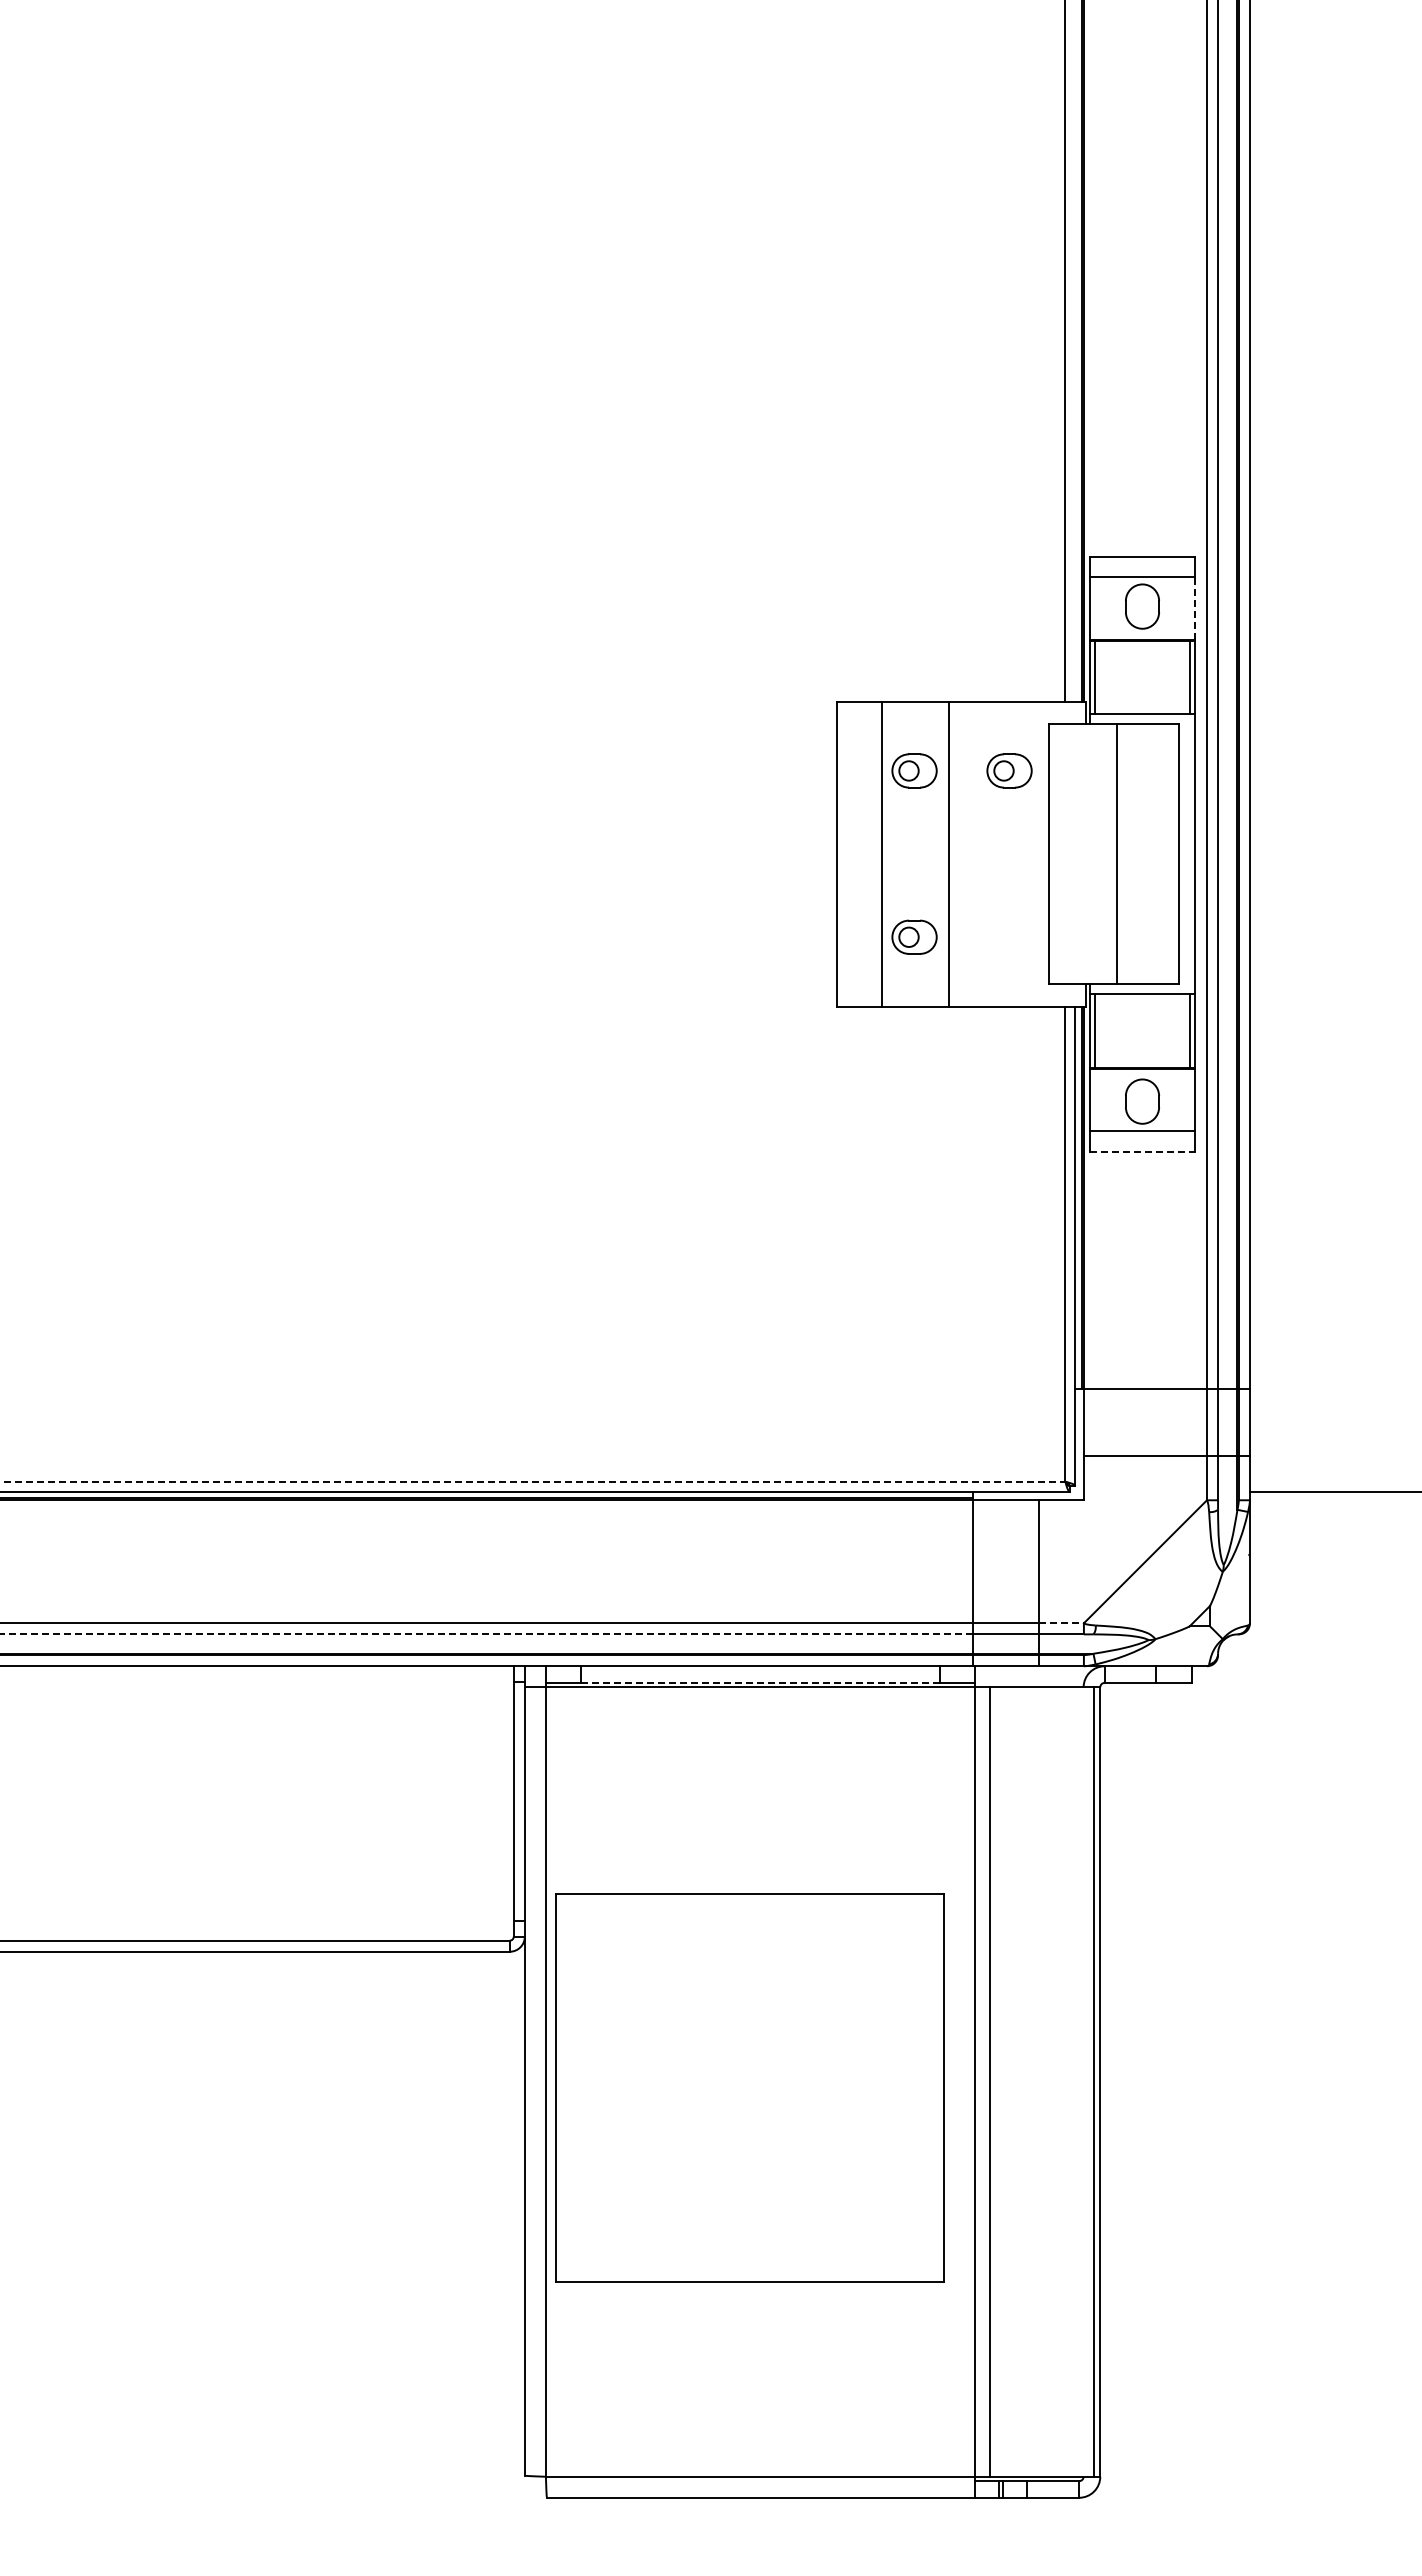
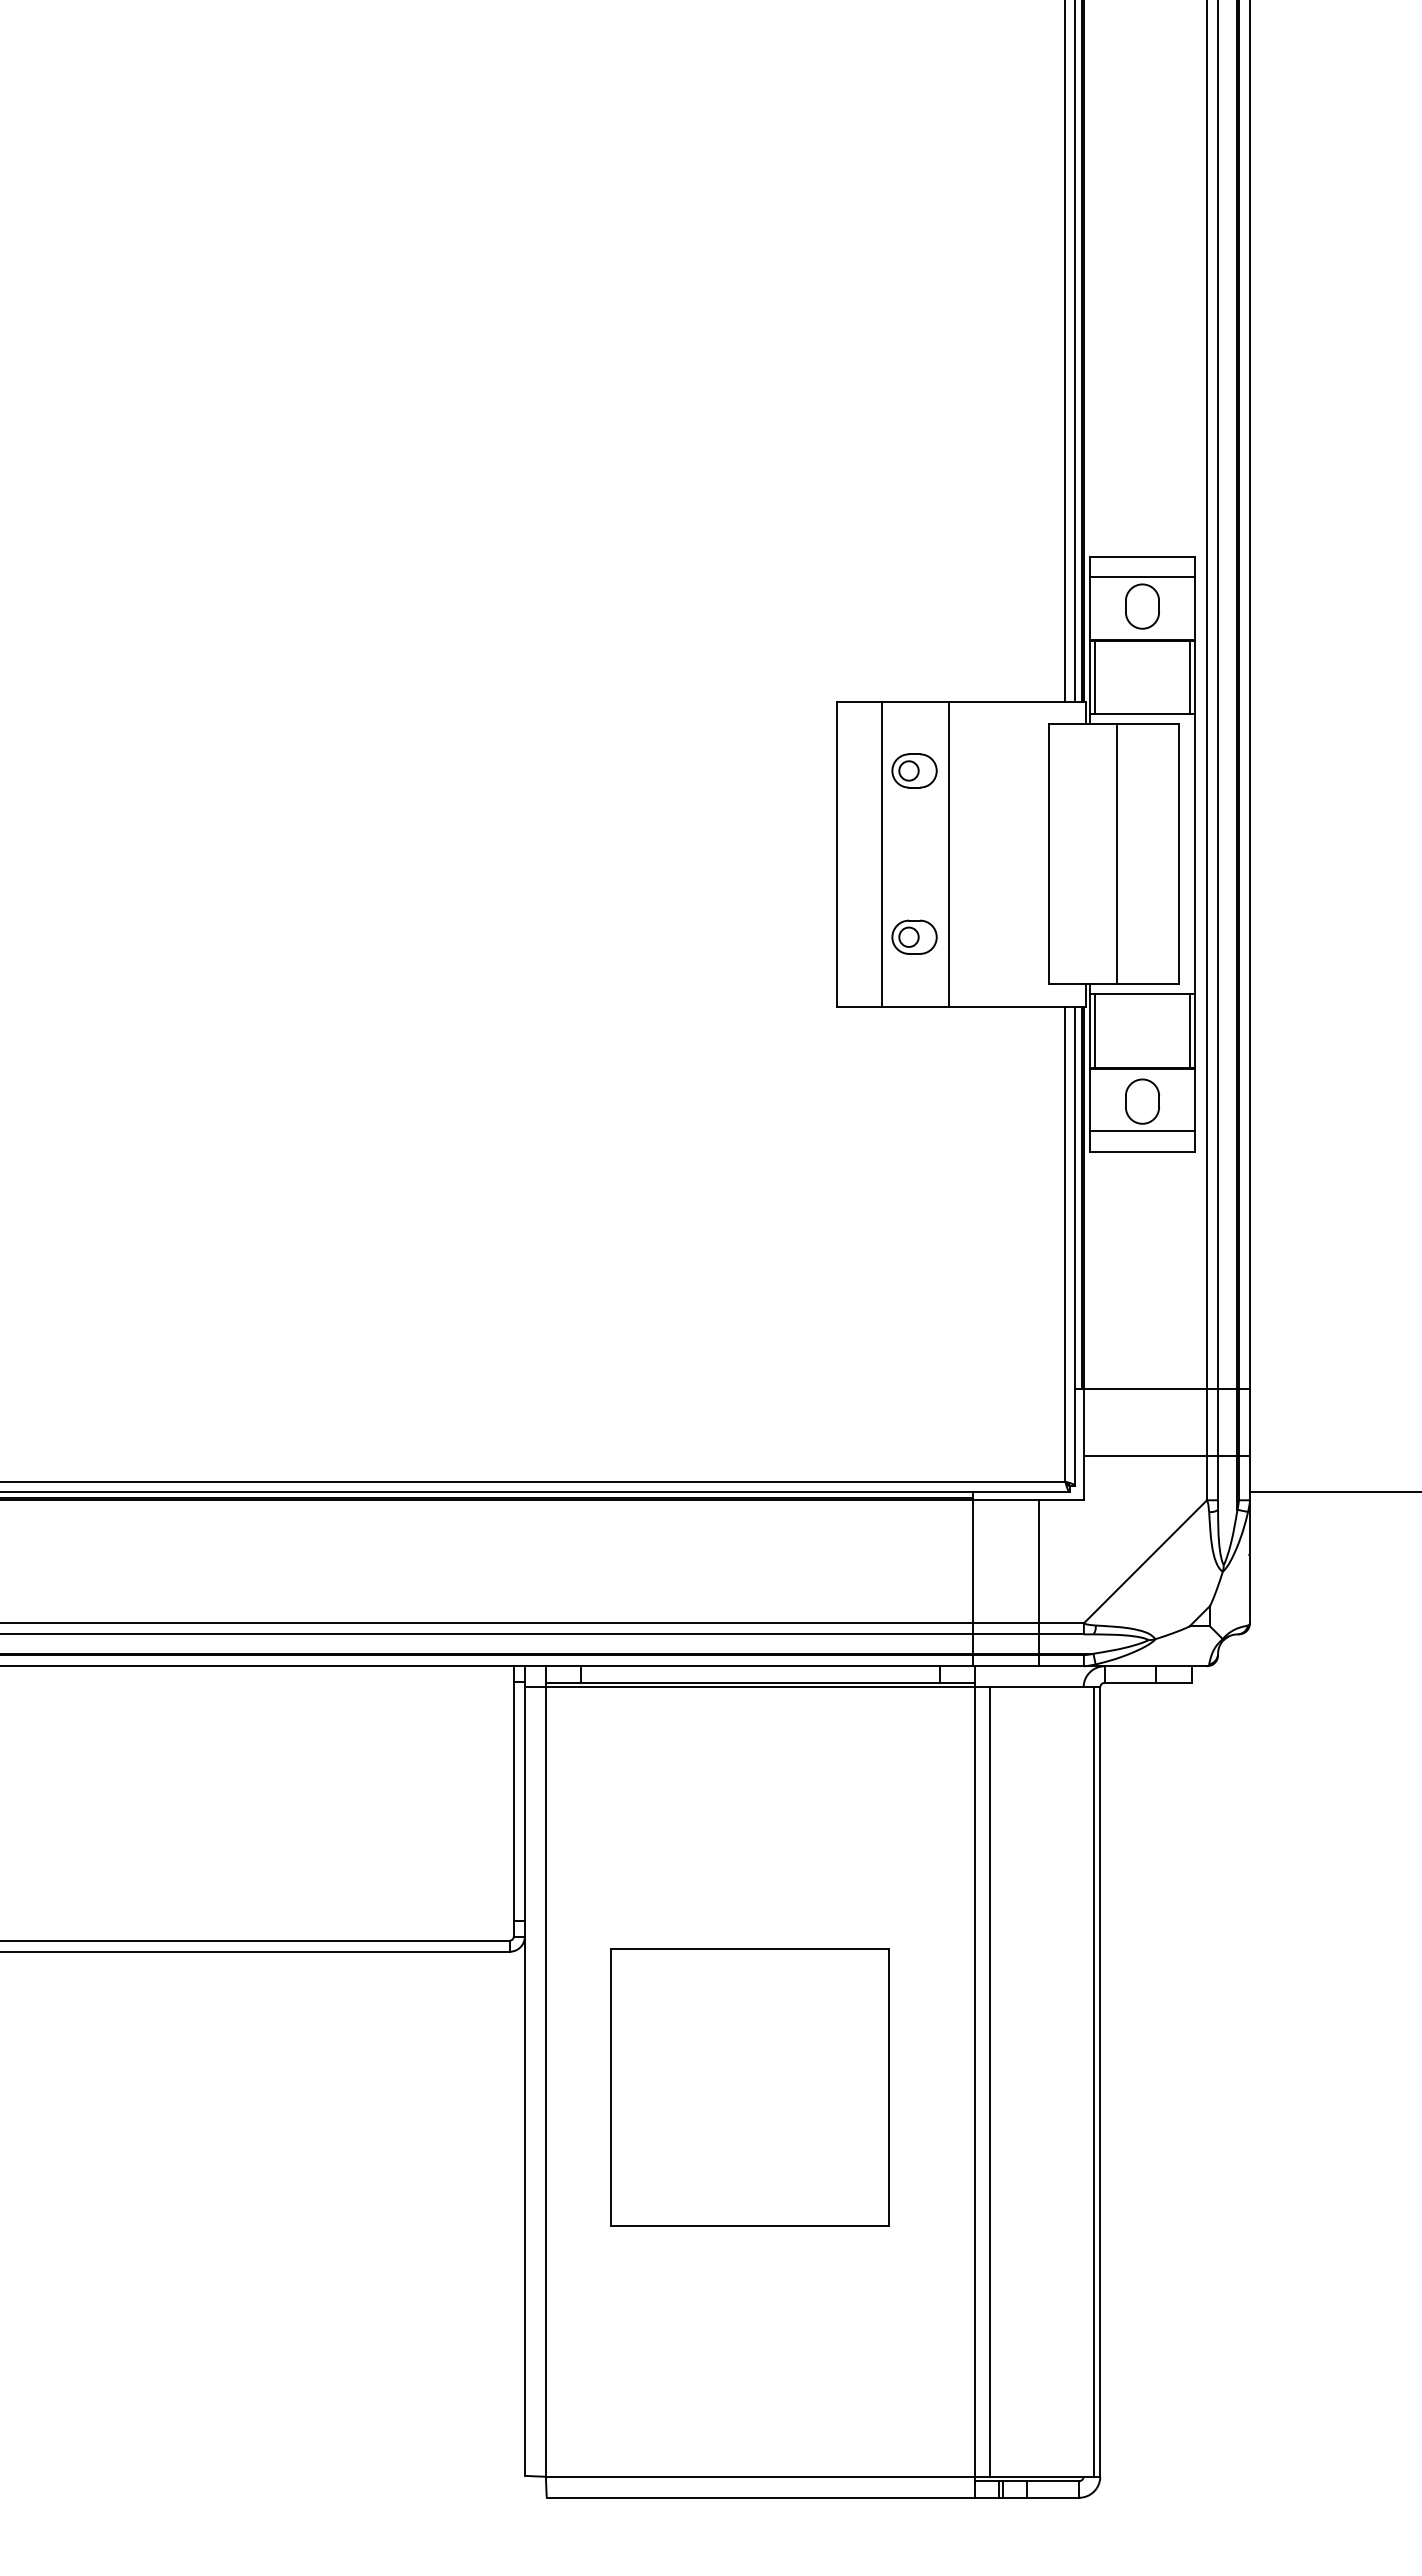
line: none -> present (1075, 351)
line: dashed -> solid (1195, 608)
part: present -> none (1009, 770)
line: dashed -> solid (1142, 1151)
line: dashed -> solid (533, 1481)
line: dashed -> solid (1062, 1623)
line: dashed -> solid (486, 1634)
line: dashed -> solid (760, 1682)
part size: 390x390 px -> 280x279 px (749, 2087)
